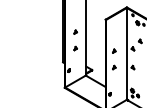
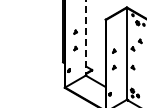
line: solid -> dashed (86, 38)
